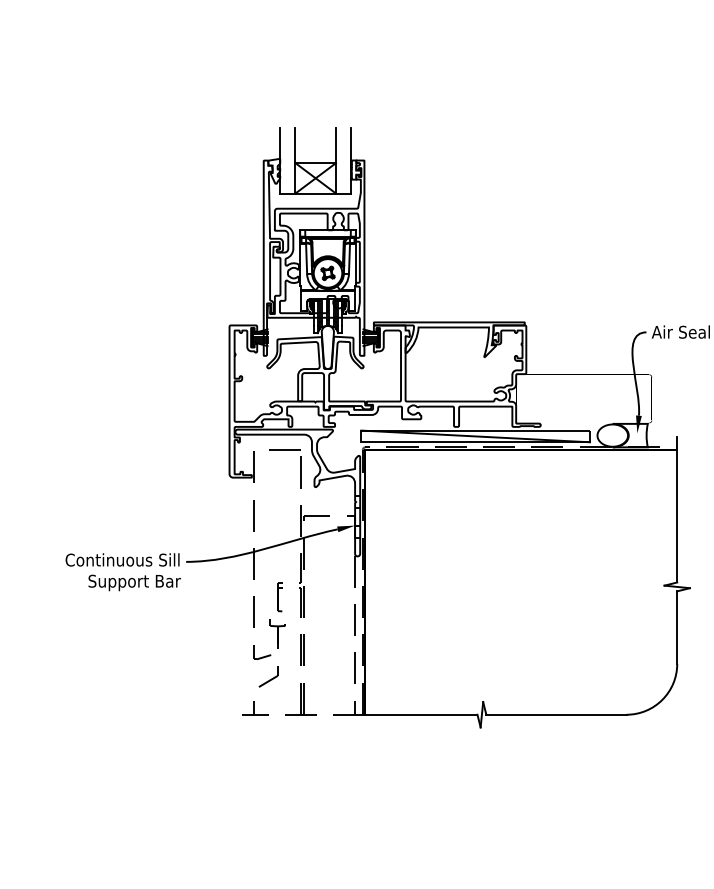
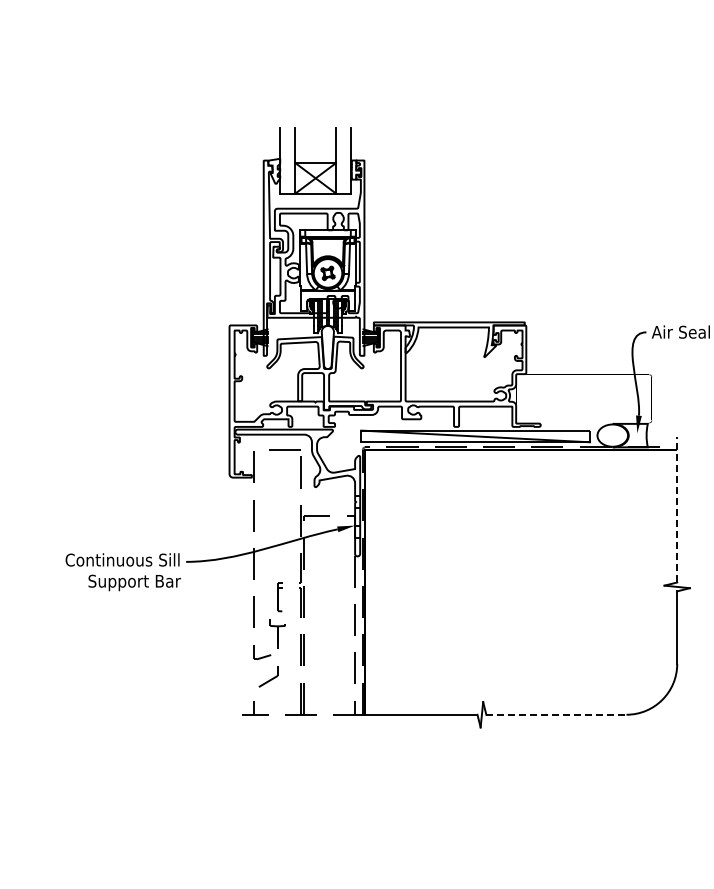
line: solid -> dashed (677, 509)
line: solid -> dashed (556, 714)
